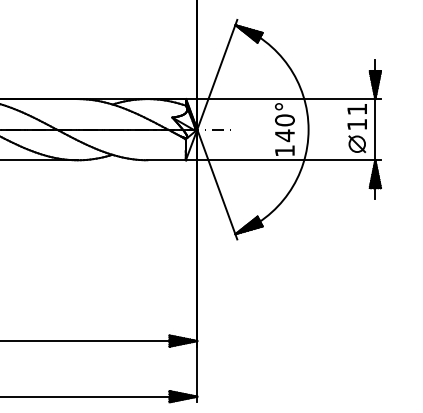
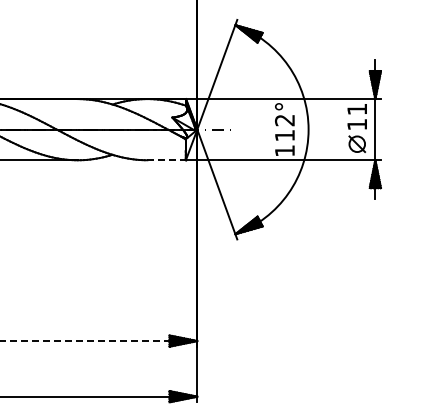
text: 140° -> 112° (284, 128)
line: solid -> dashed (167, 160)
line: solid -> dashed (99, 341)
